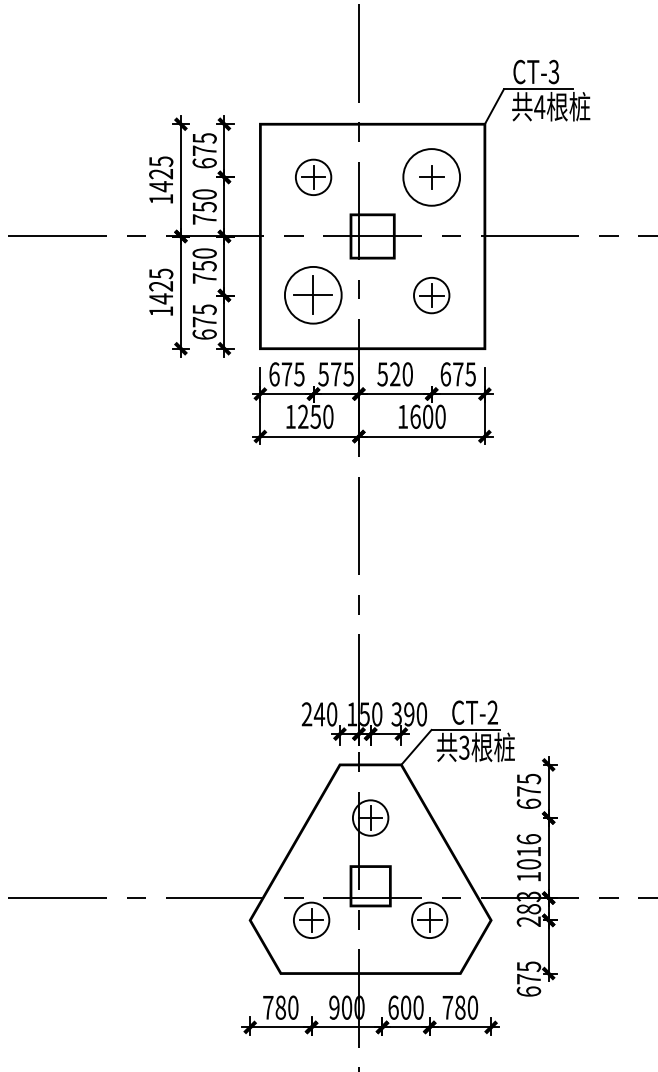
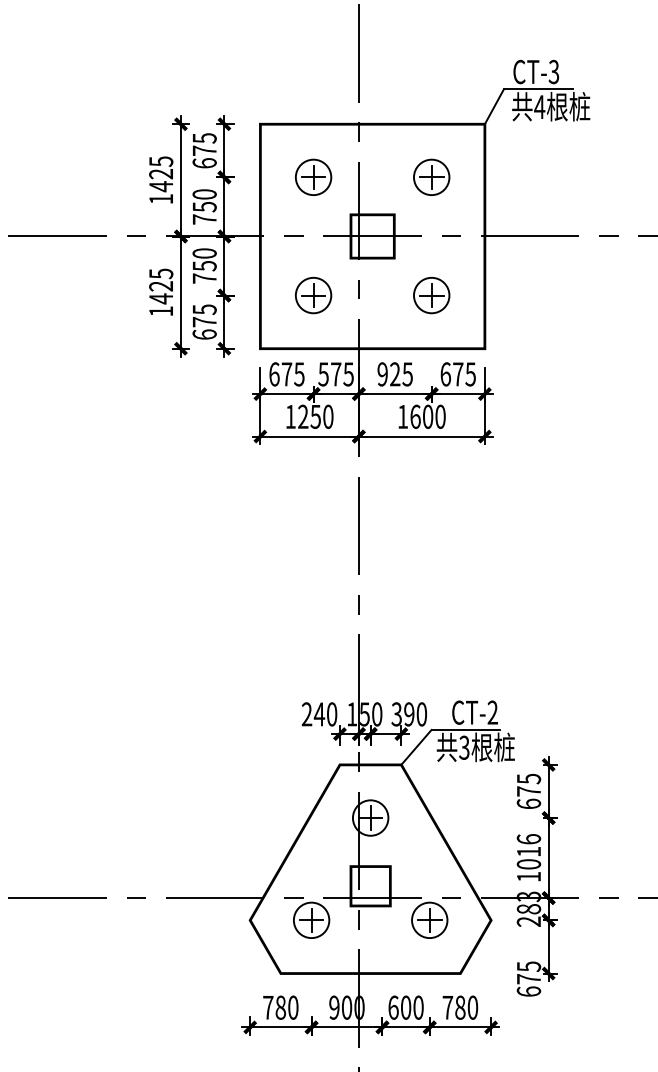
circle diameter: 57 px -> 35 px (431, 177)
part size: 59x59 px -> 38x38 px (313, 295)
text: 520 -> 925 (394, 374)
